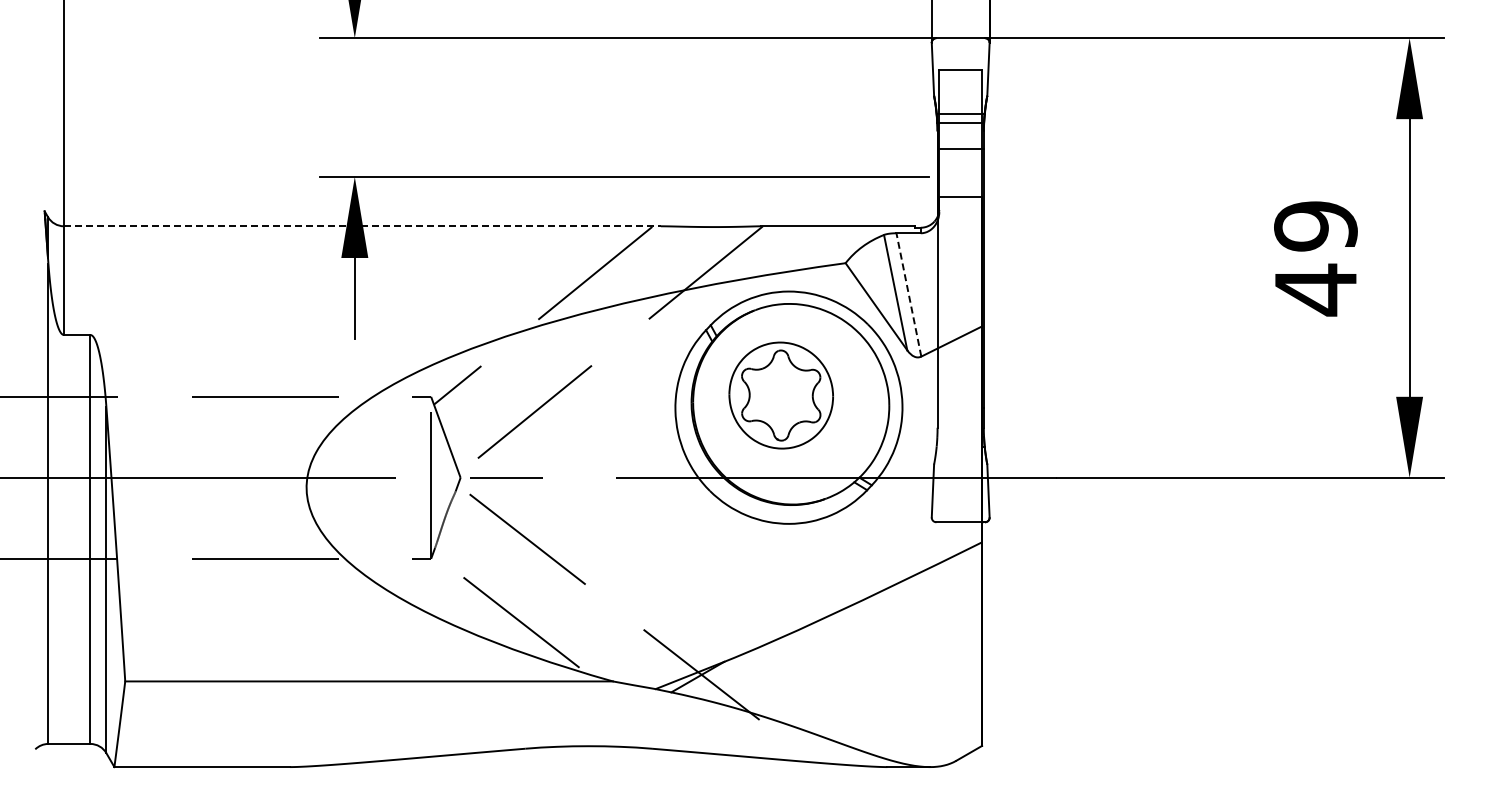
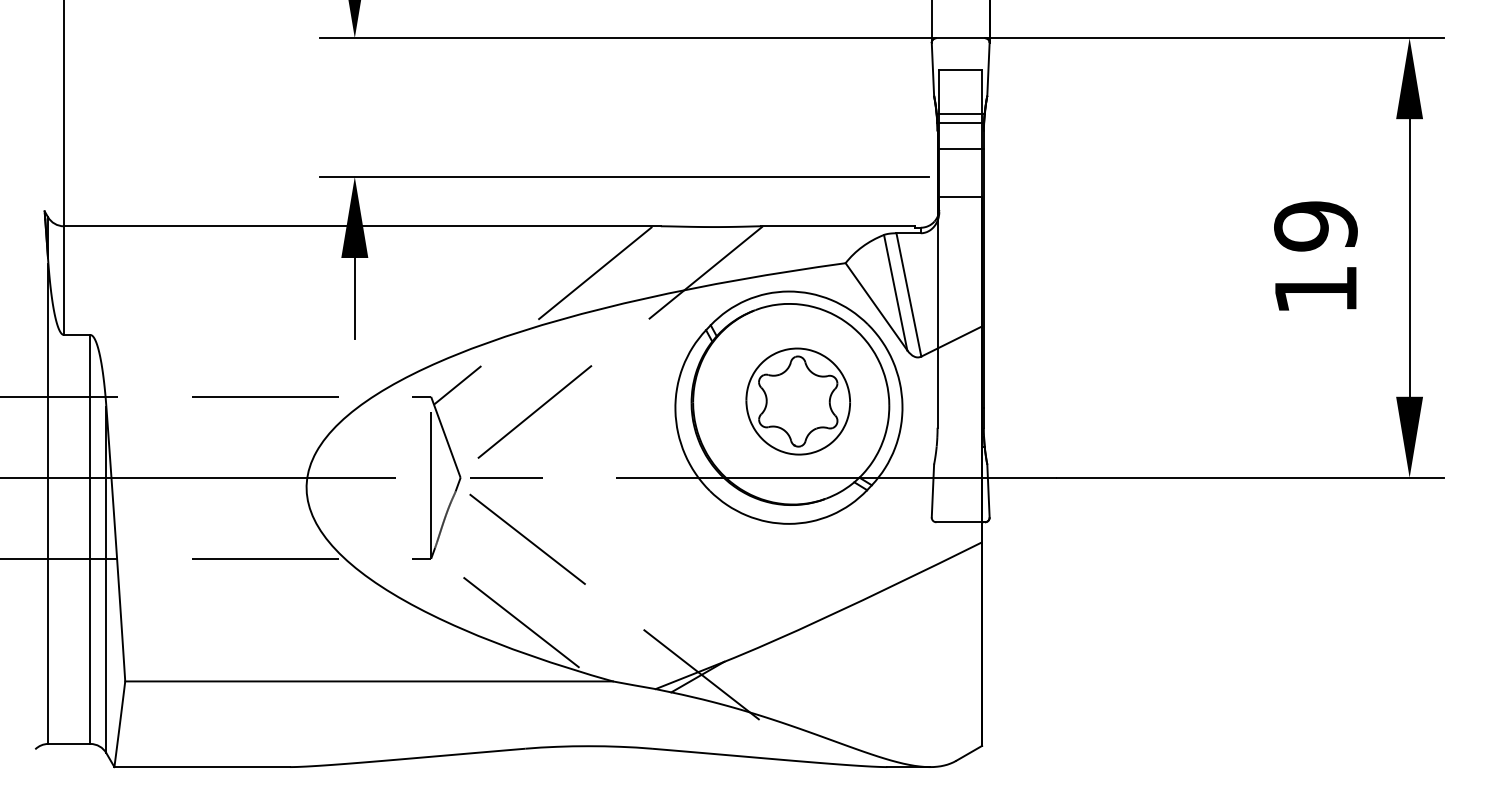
line: dashed -> solid (362, 226)
text: 49 -> 19 (1315, 289)
line: dashed -> solid (908, 294)
part position: (780, 395) -> (797, 401) (797, 401)
